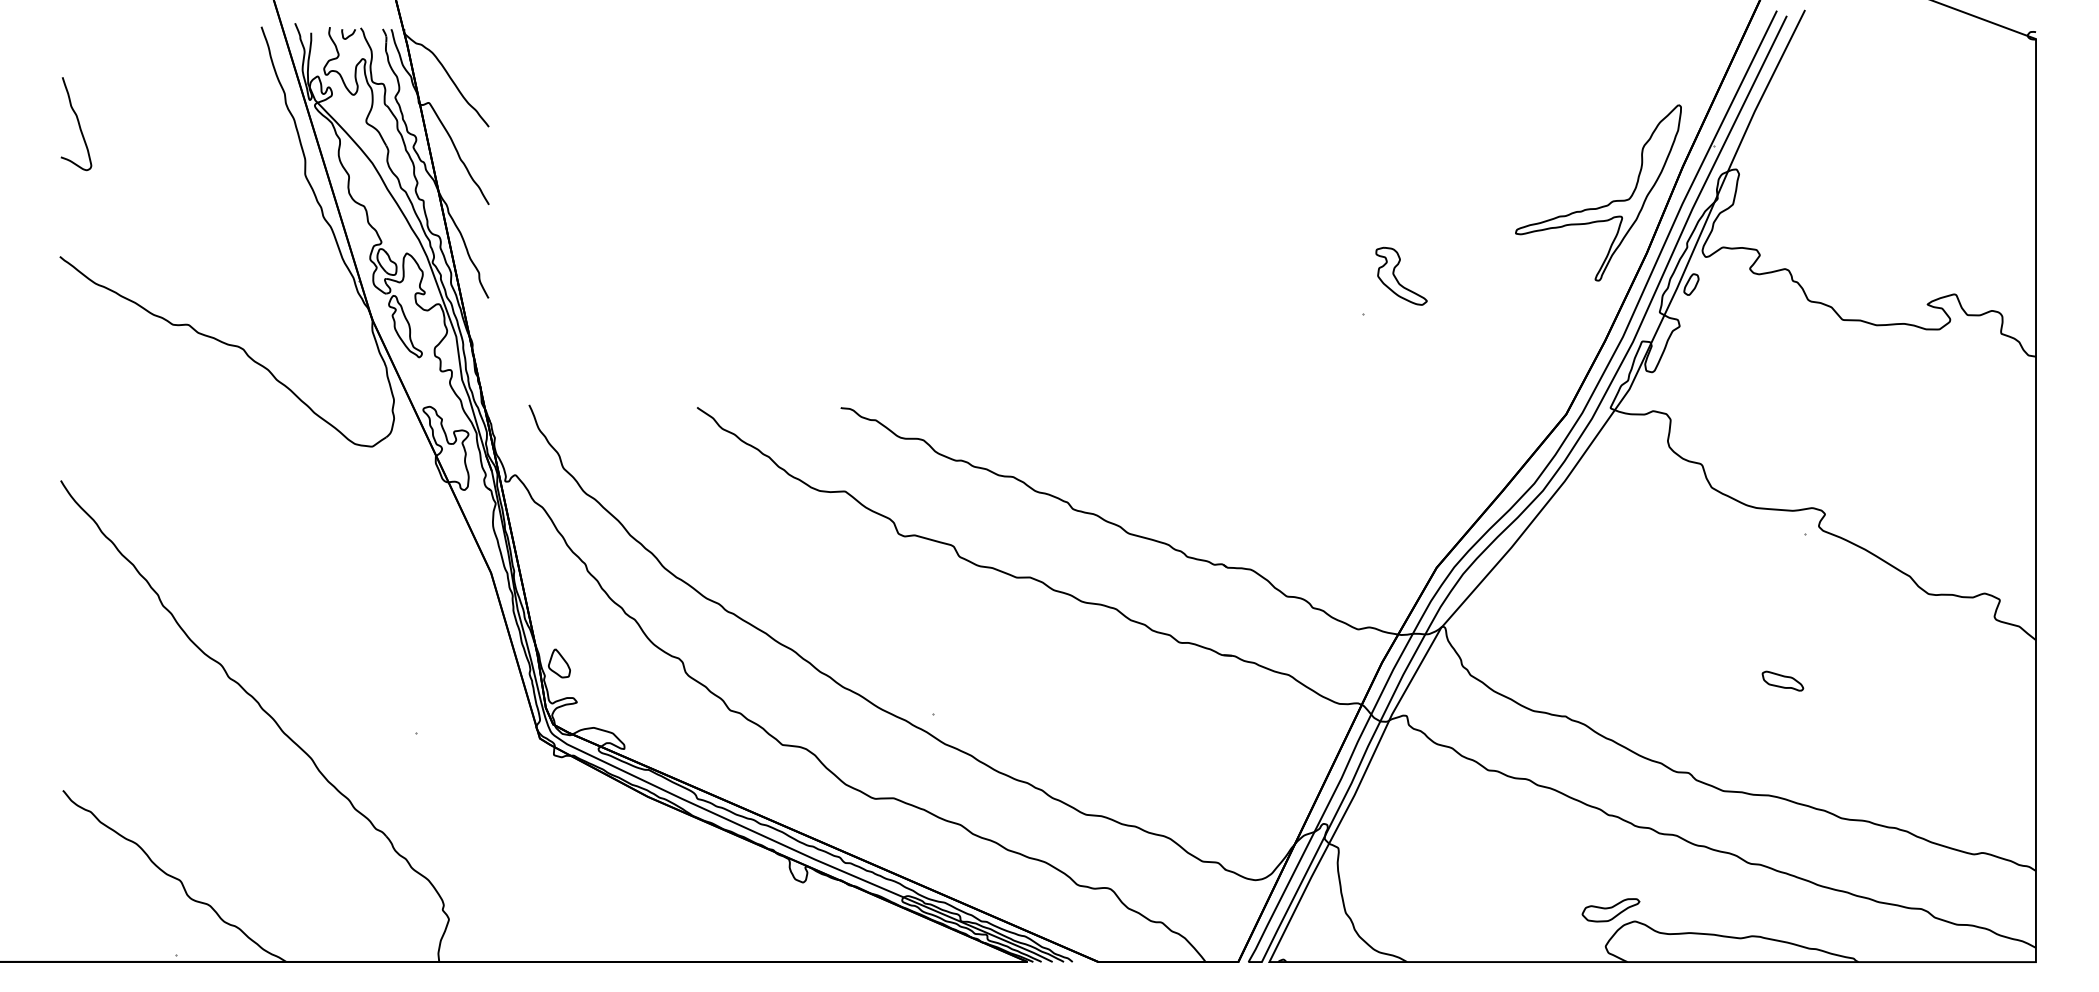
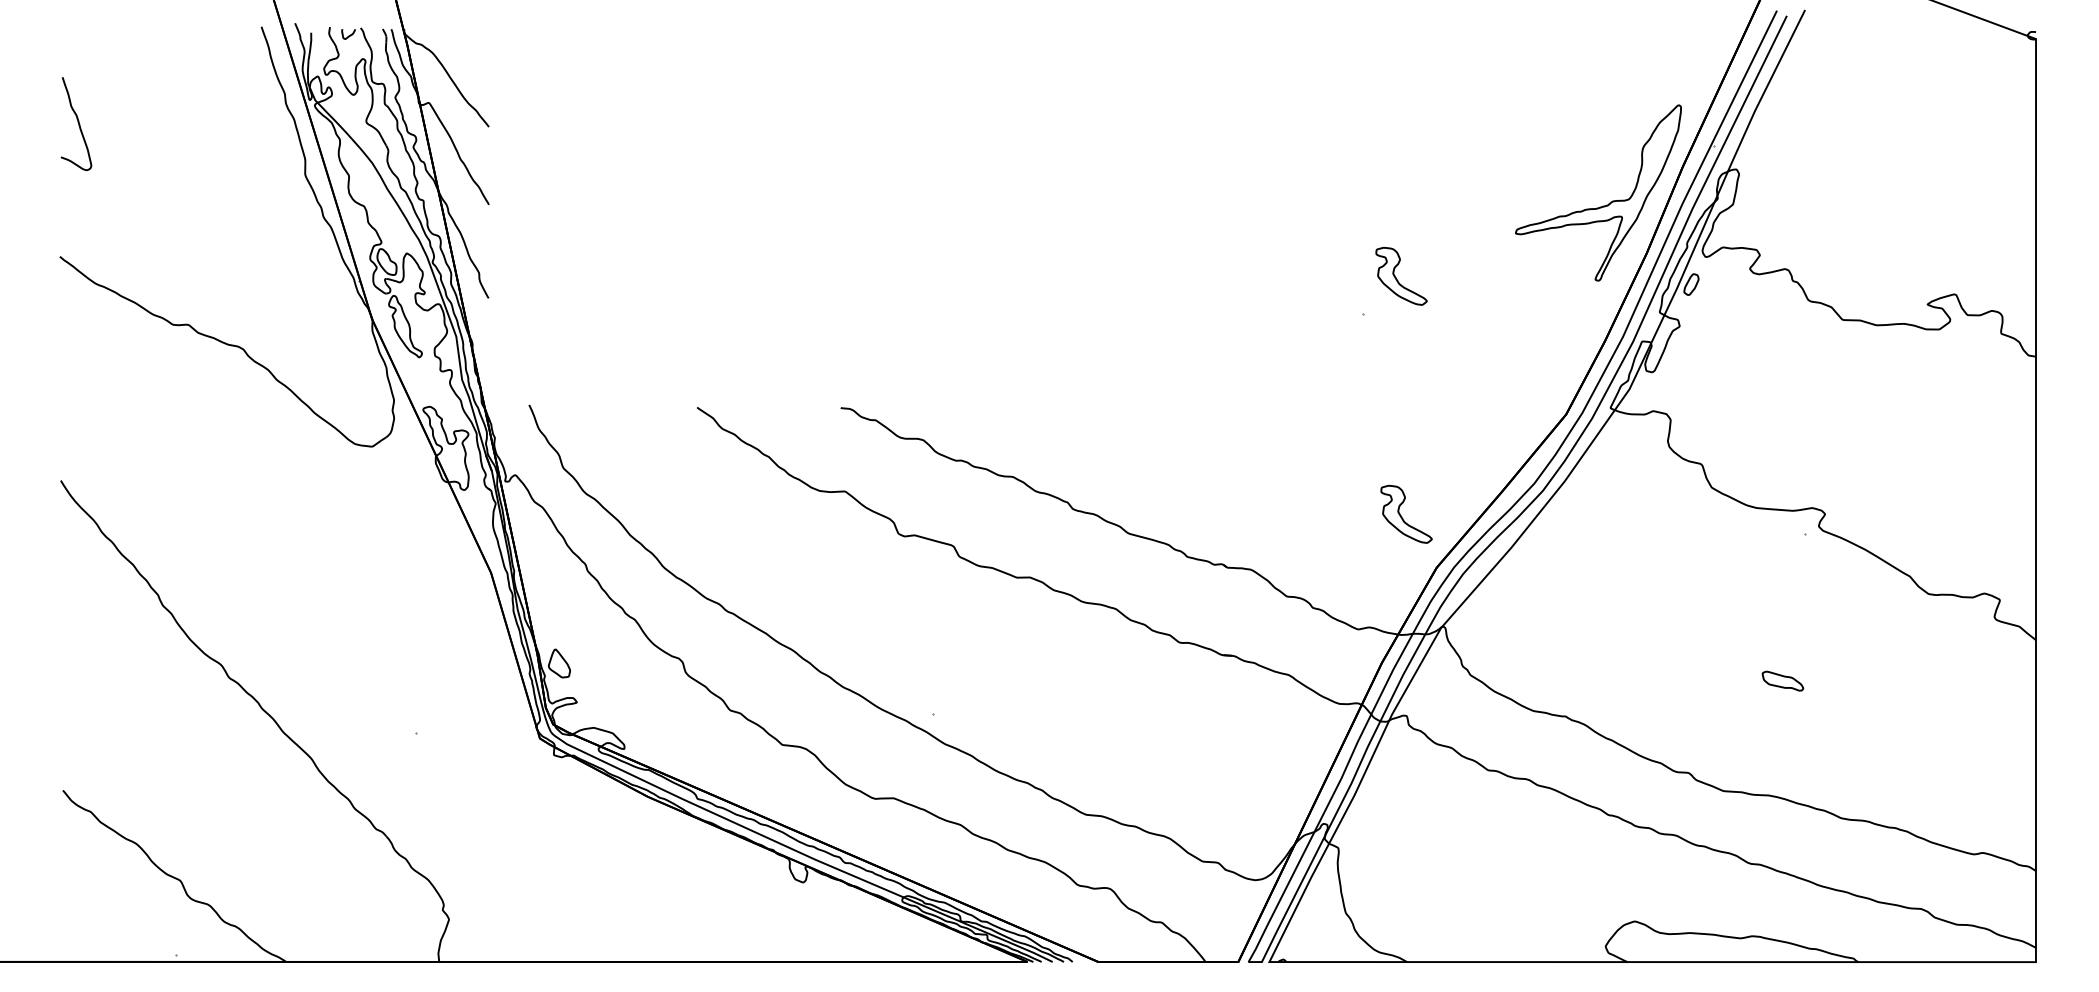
part: none -> present (1406, 513)
part: present -> none (1610, 910)
